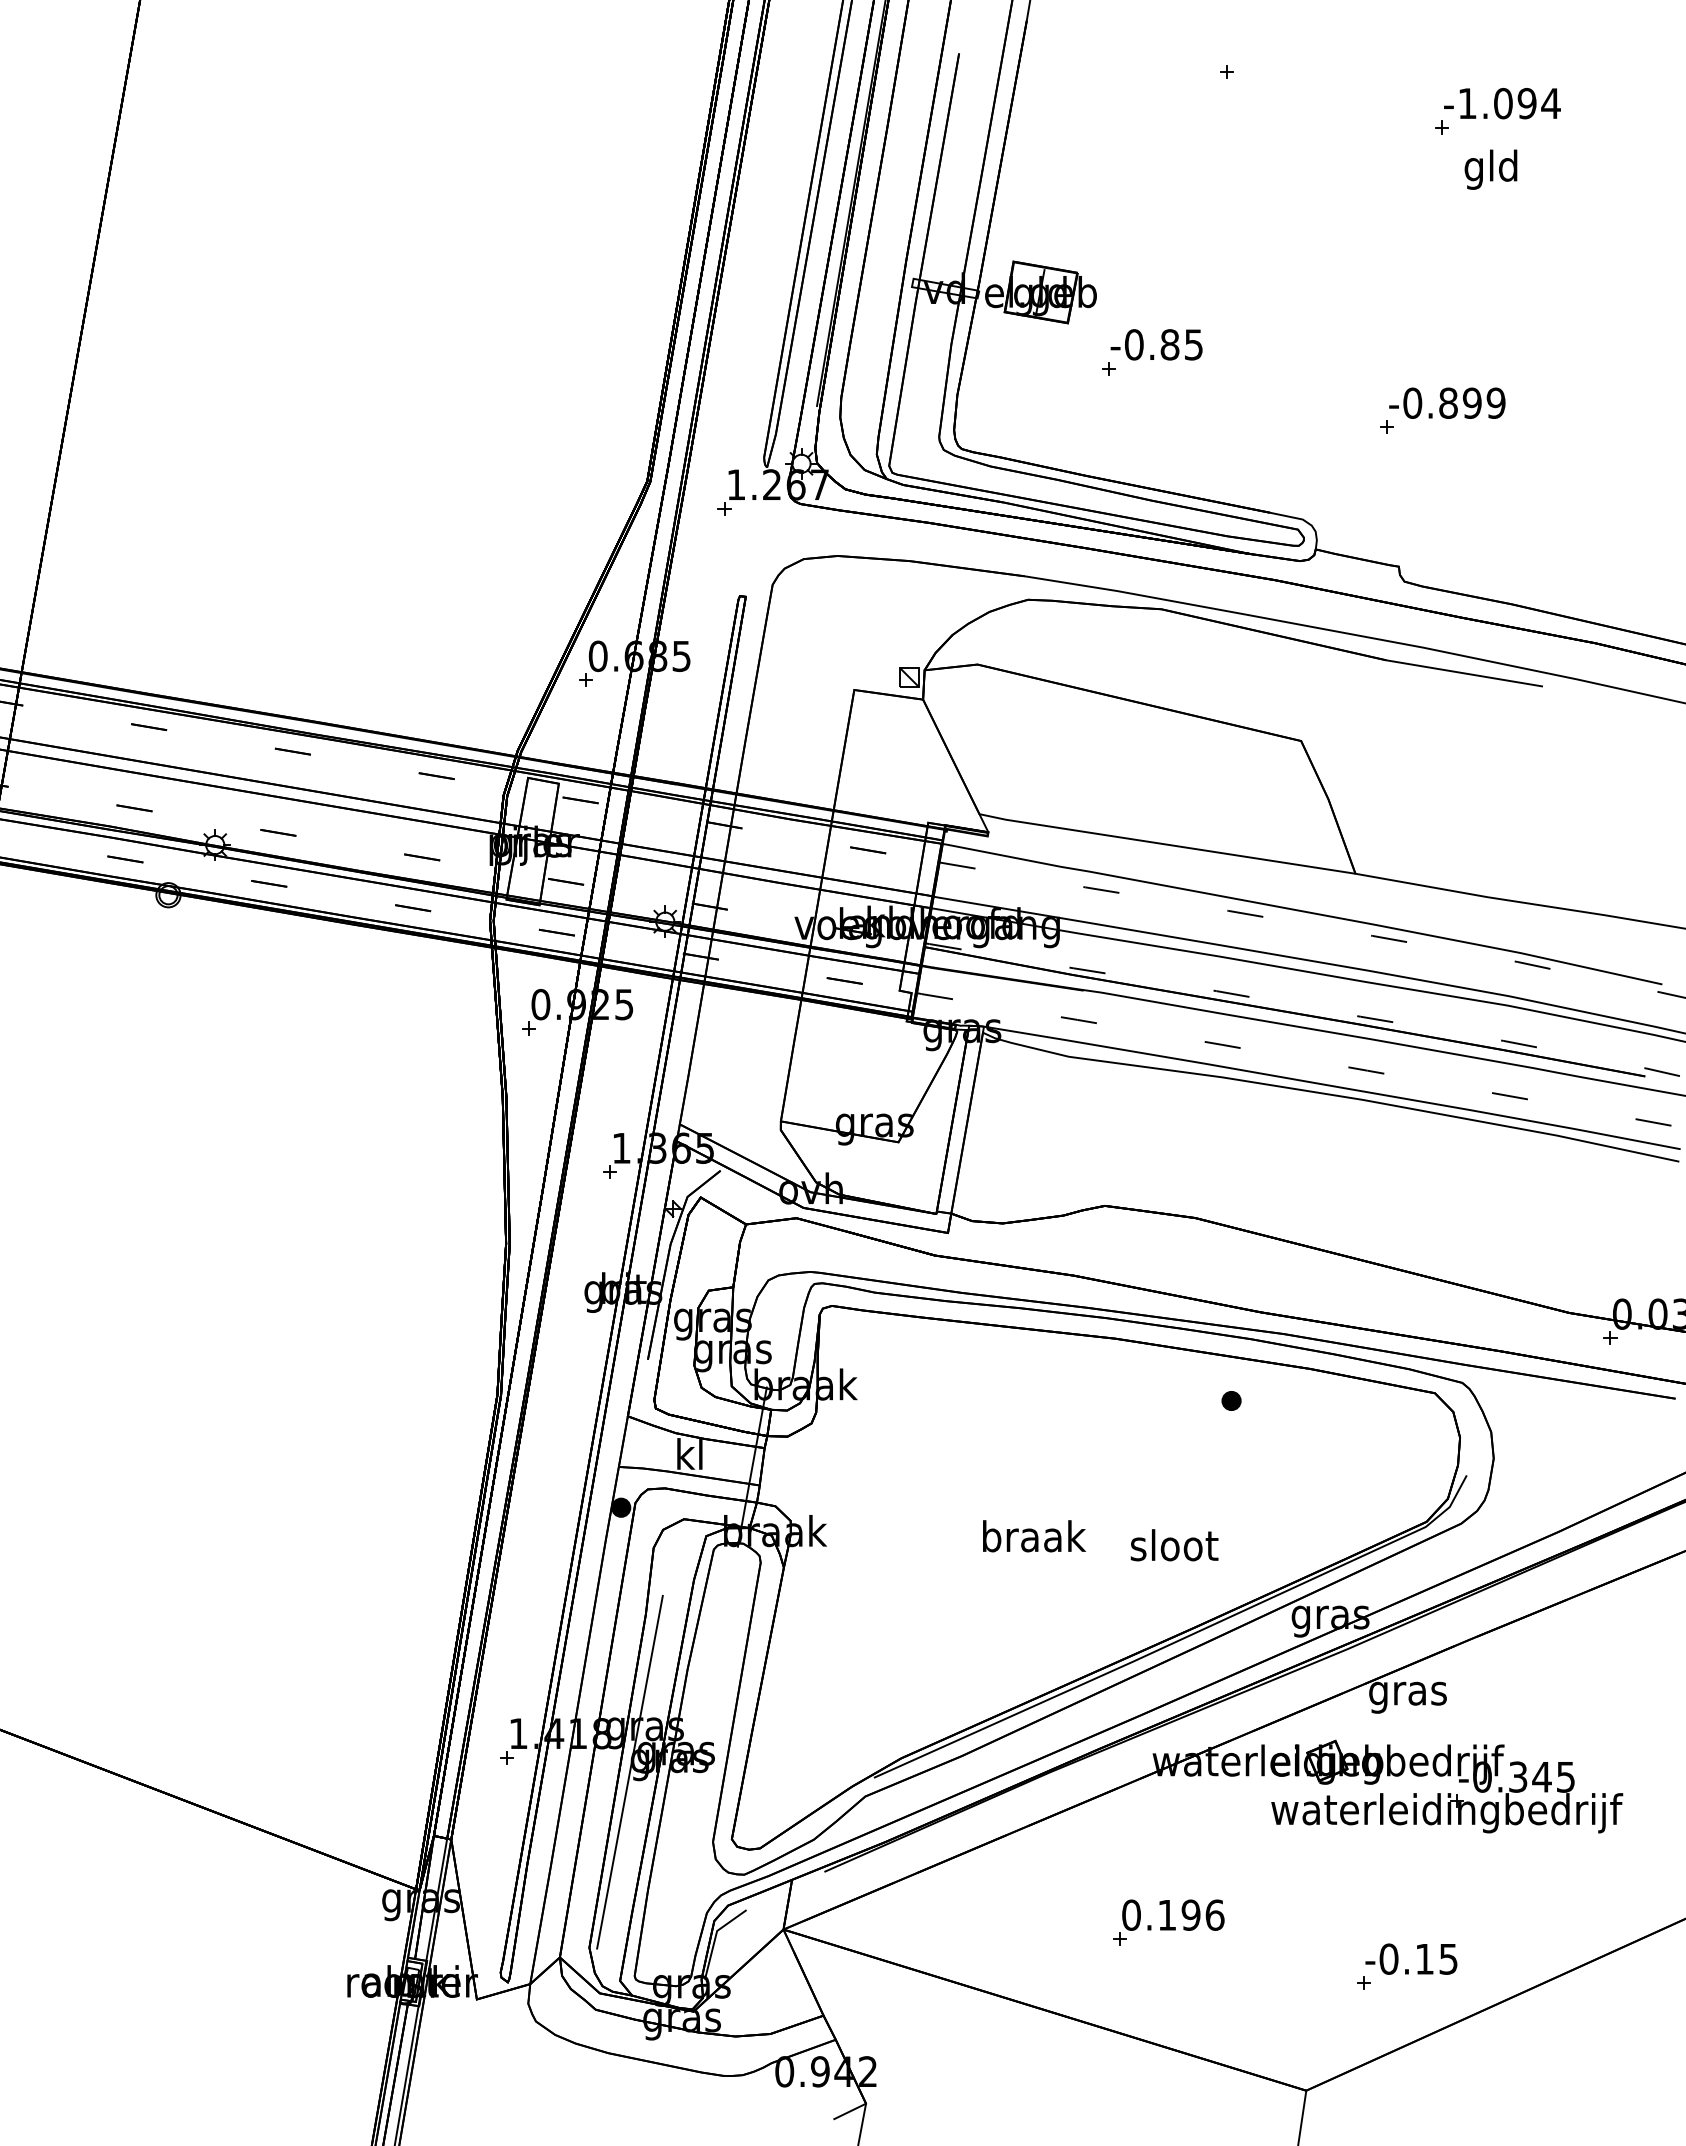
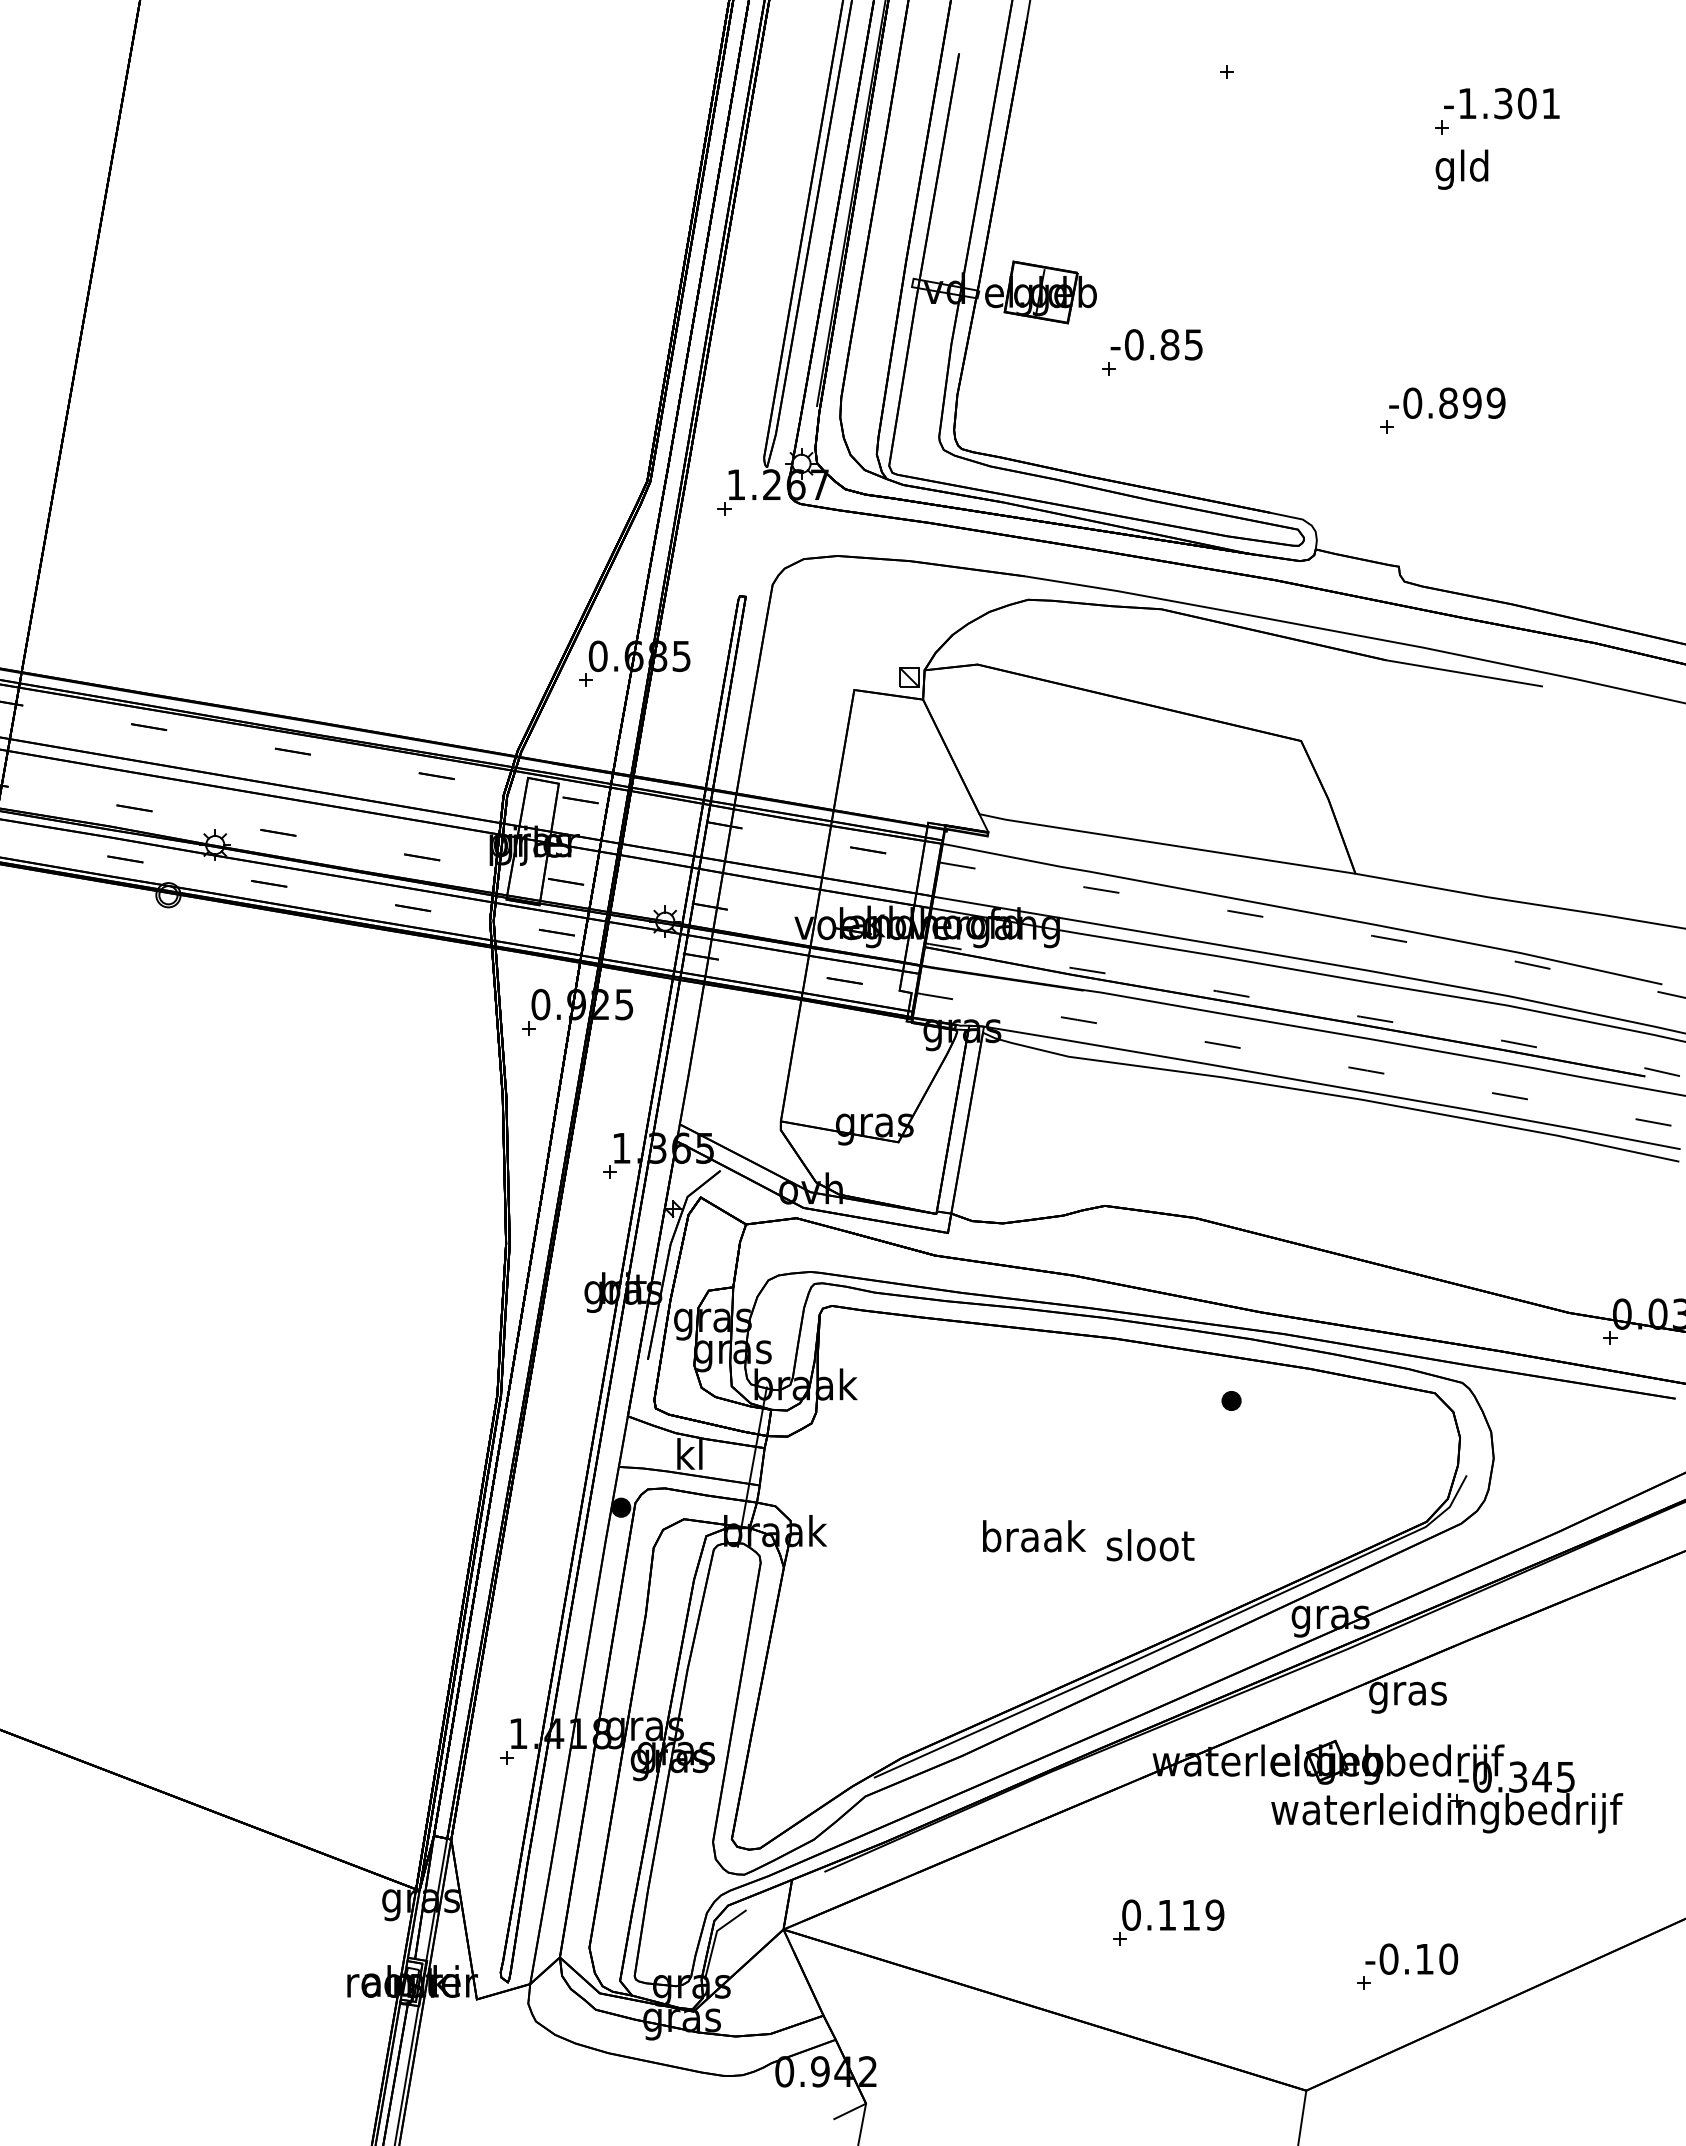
text: -1.094 -> -1.301 (1527, 103)
text position: (1490, 169) -> (1461, 169) (1461, 169)
text position: (1174, 1545) -> (1150, 1545) (1150, 1545)
line: present -> none (629, 1771)
text: 0.196 -> 0.119 (1202, 1914)
text: -0.15 -> -0.10 (1448, 1958)
